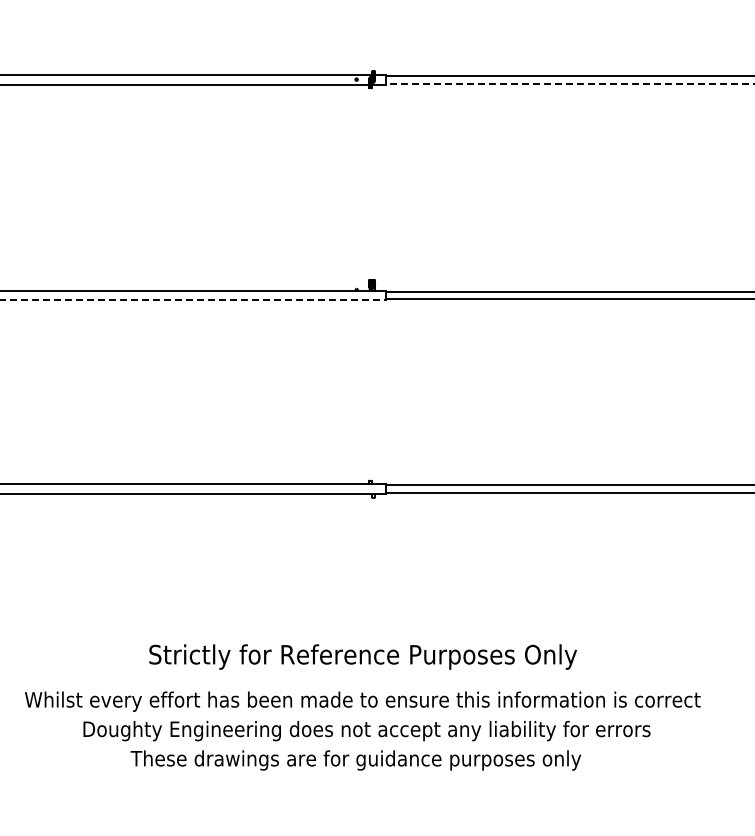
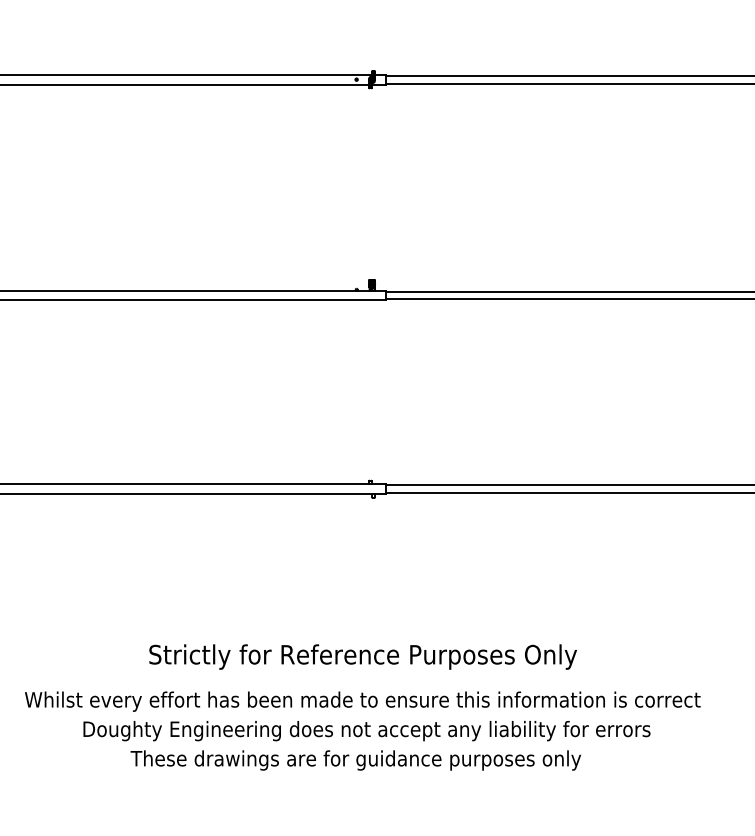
line: dashed -> solid (569, 83)
line: dashed -> solid (193, 300)
